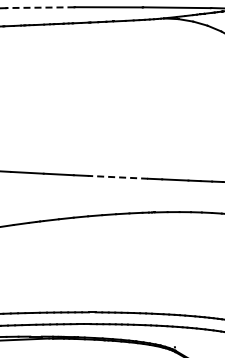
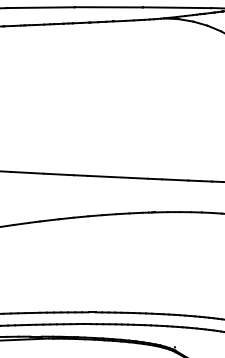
line: dashed -> solid (40, 7)
line: dashed -> solid (117, 177)
